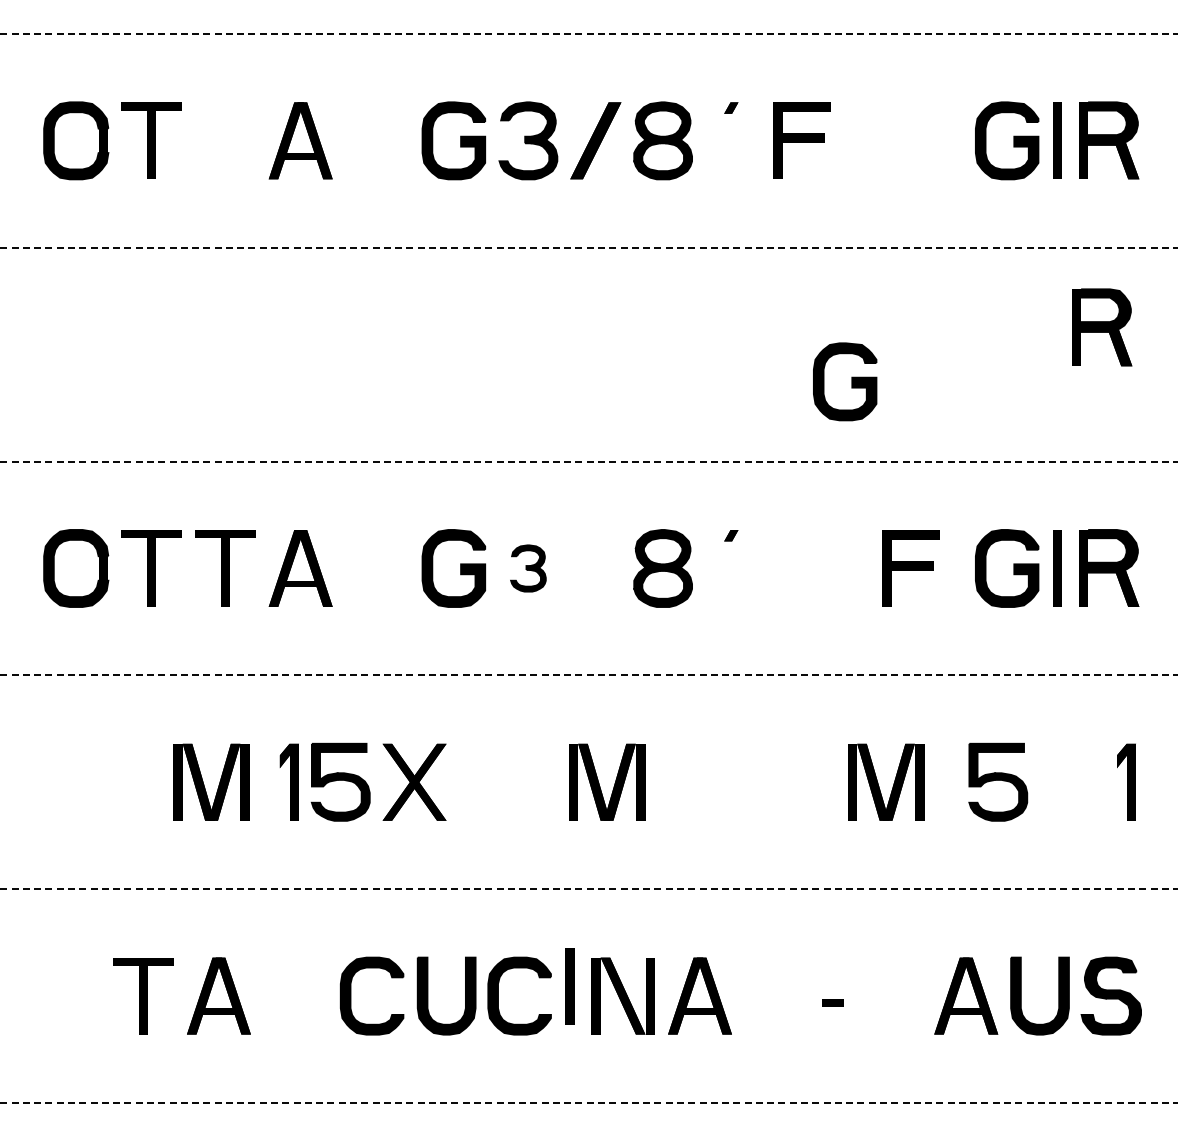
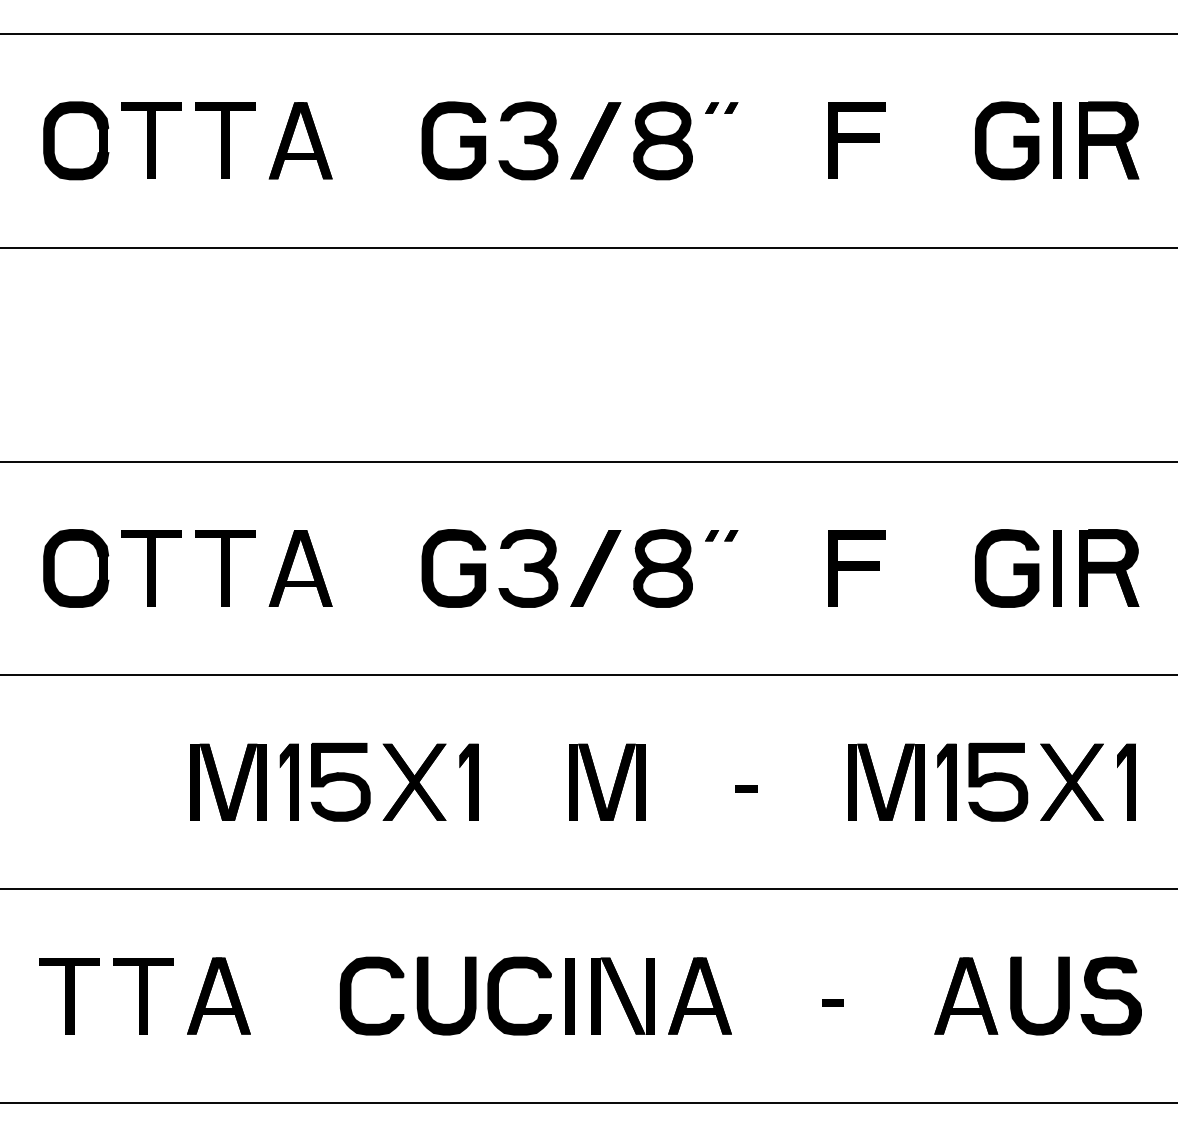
line: dashed -> solid (588, 33)
part: none -> present (712, 107)
part: none -> present (225, 140)
part position: (801, 140) -> (856, 140) (856, 140)
line: dashed -> solid (588, 247)
part: present -> none (1102, 327)
part: present -> none (845, 381)
line: dashed -> solid (588, 461)
part: none -> present (712, 535)
part size: 37x49 px -> 61x79 px (528, 568)
part: none -> present (595, 568)
part position: (910, 568) -> (856, 568) (856, 568)
line: dashed -> solid (588, 675)
part: none -> present (468, 781)
part: none -> present (946, 781)
part: none -> present (1071, 781)
part position: (204, 784) -> (221, 784) (221, 784)
part: none -> present (746, 788)
line: dashed -> solid (588, 889)
part position: (569, 986) -> (569, 996) (569, 996)
part: none -> present (69, 996)
line: dashed -> solid (588, 1103)
